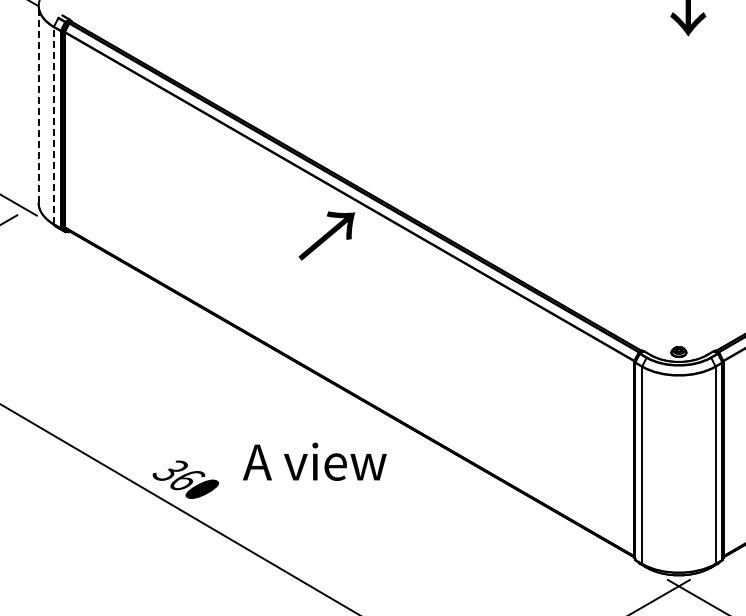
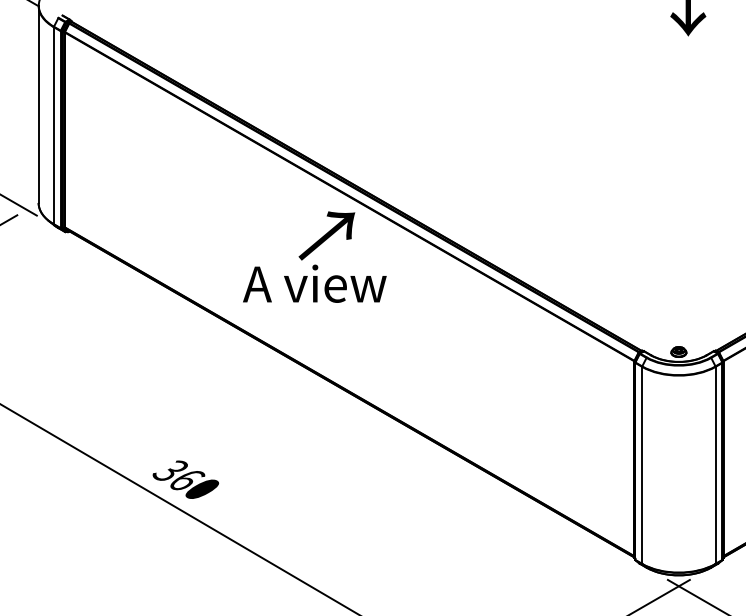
line: dashed -> solid (38, 103)
line: dashed -> solid (53, 125)
text position: (314, 461) -> (314, 283) (314, 283)
